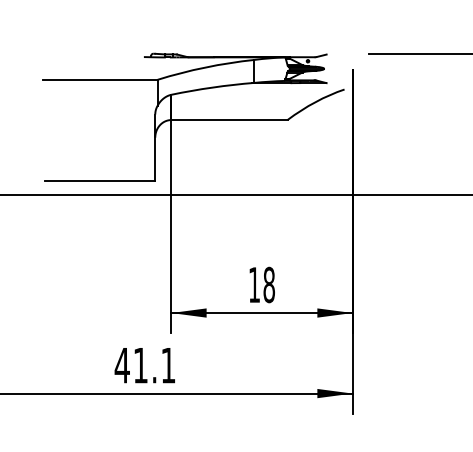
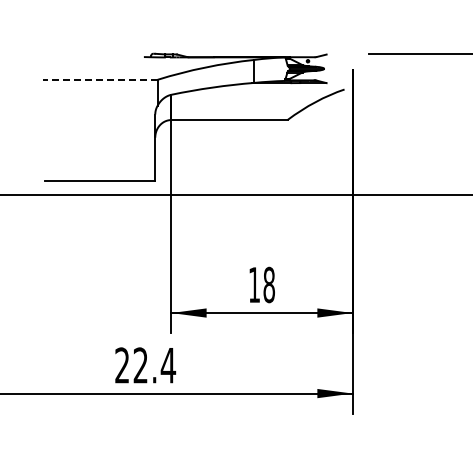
line: solid -> dashed (100, 79)
text: 41.1 -> 22.4 (145, 365)
